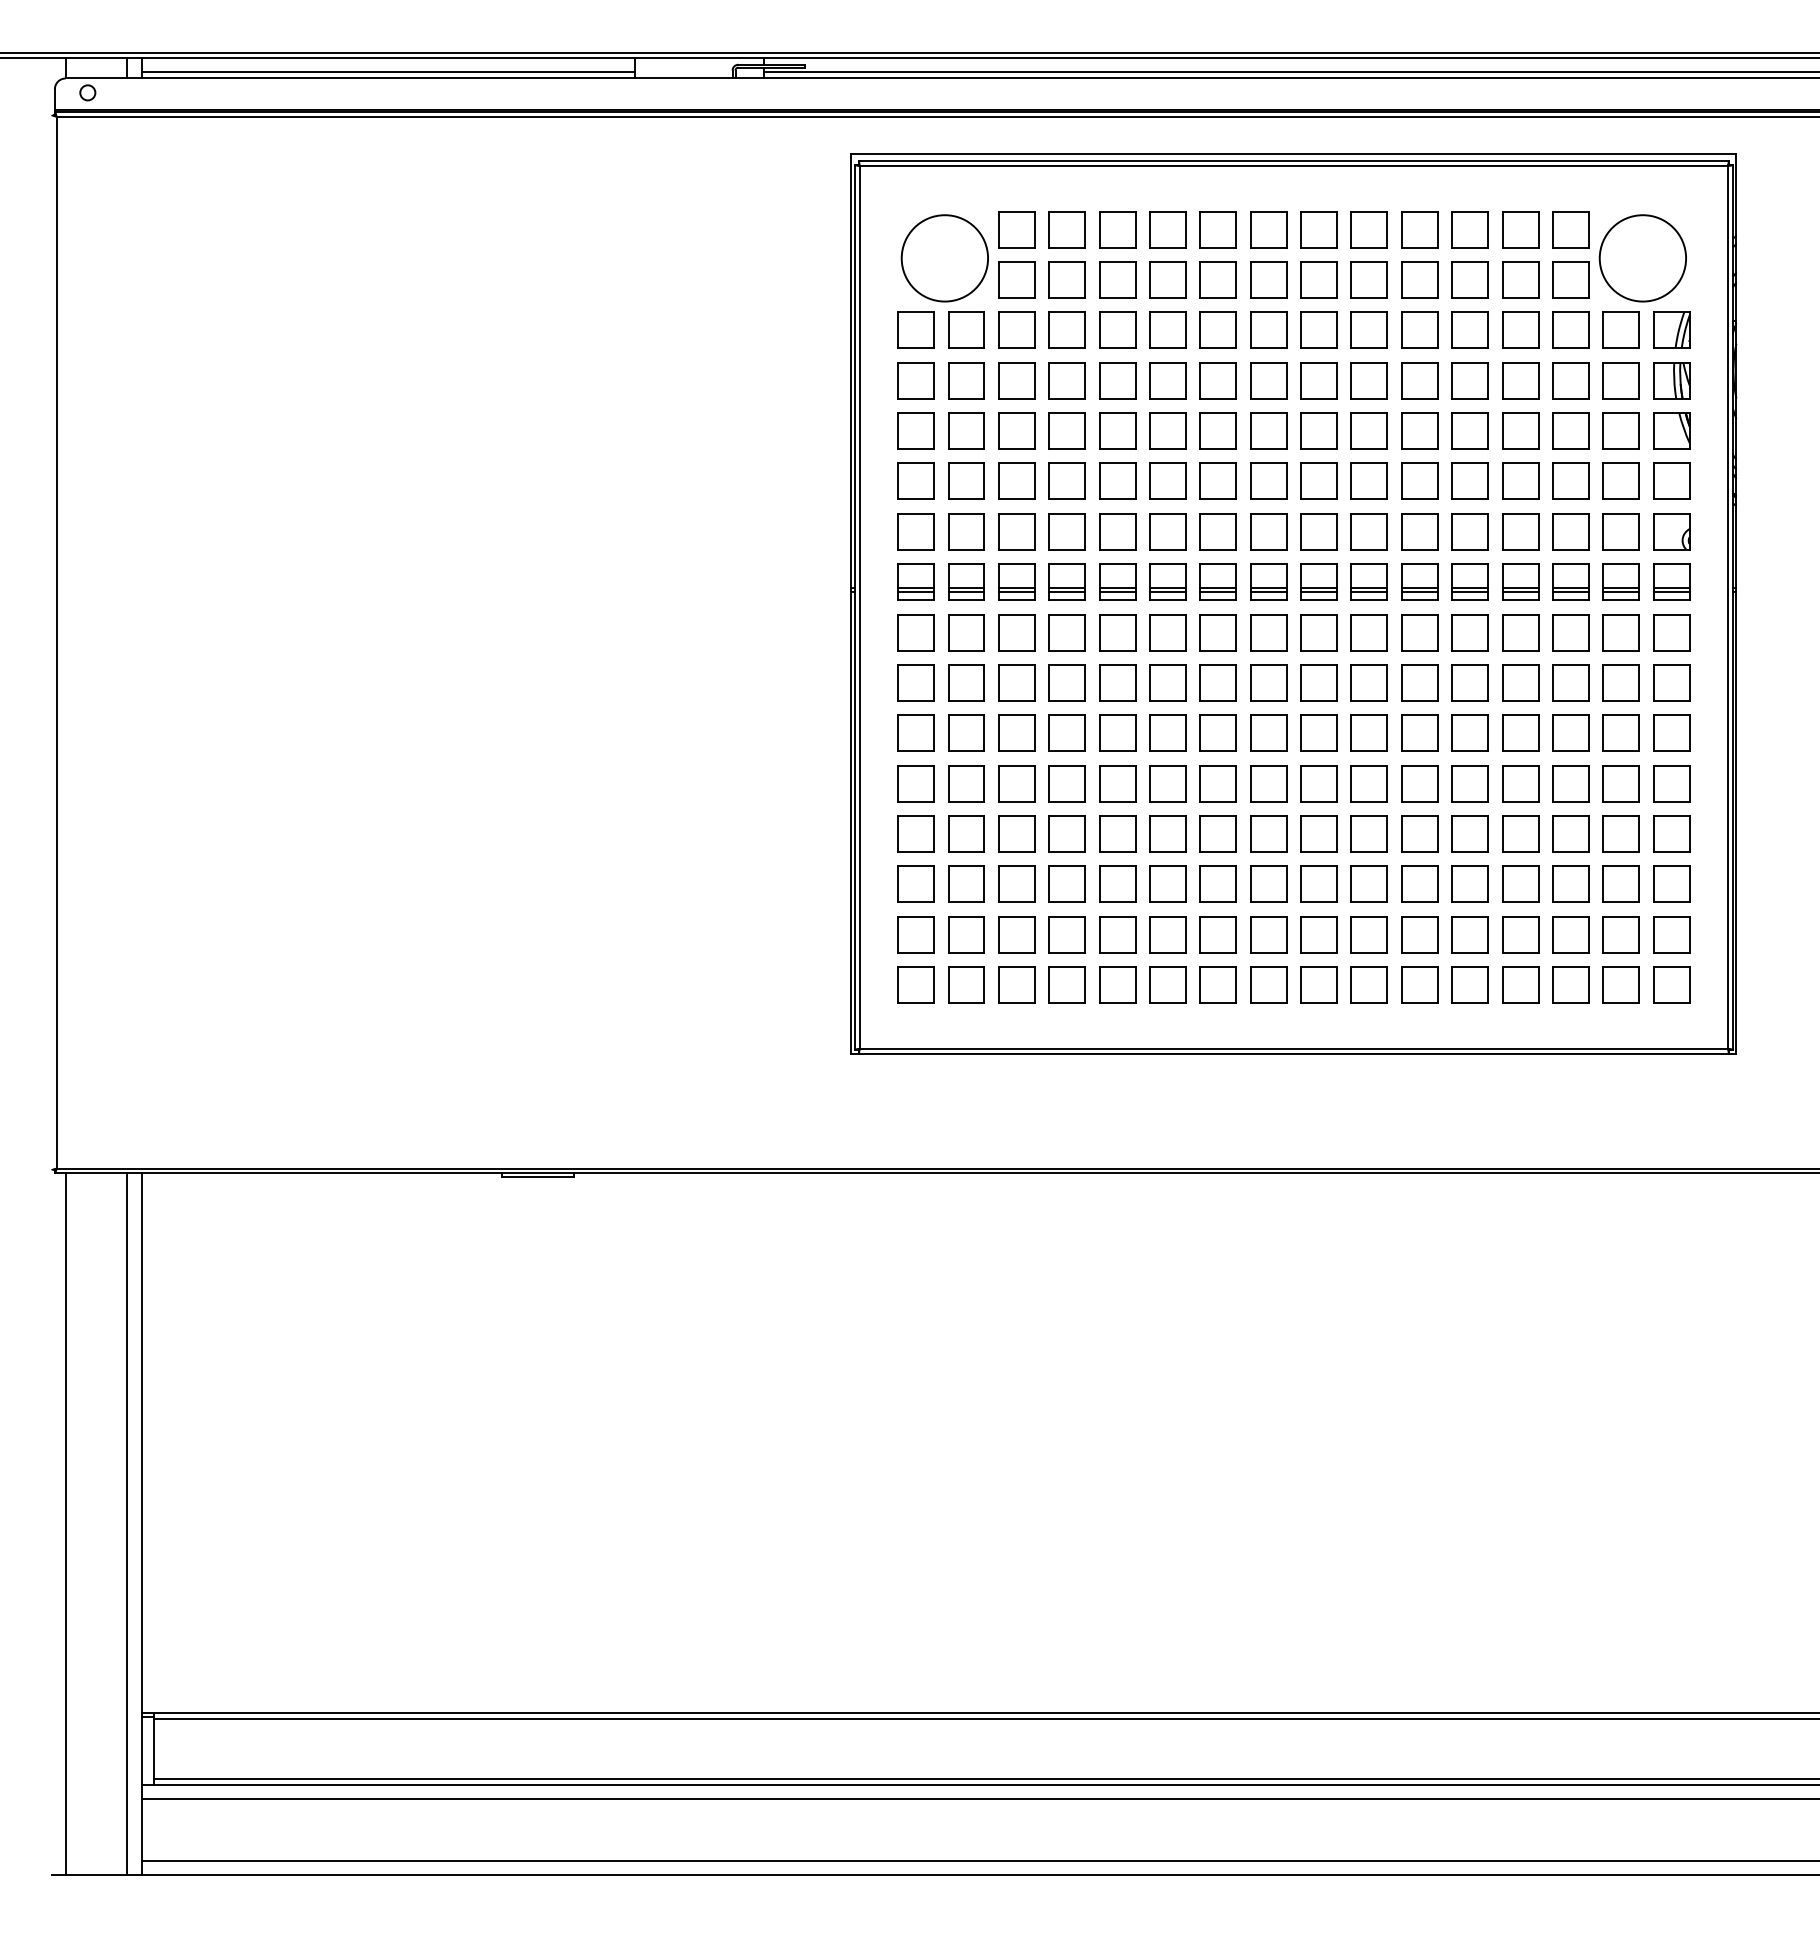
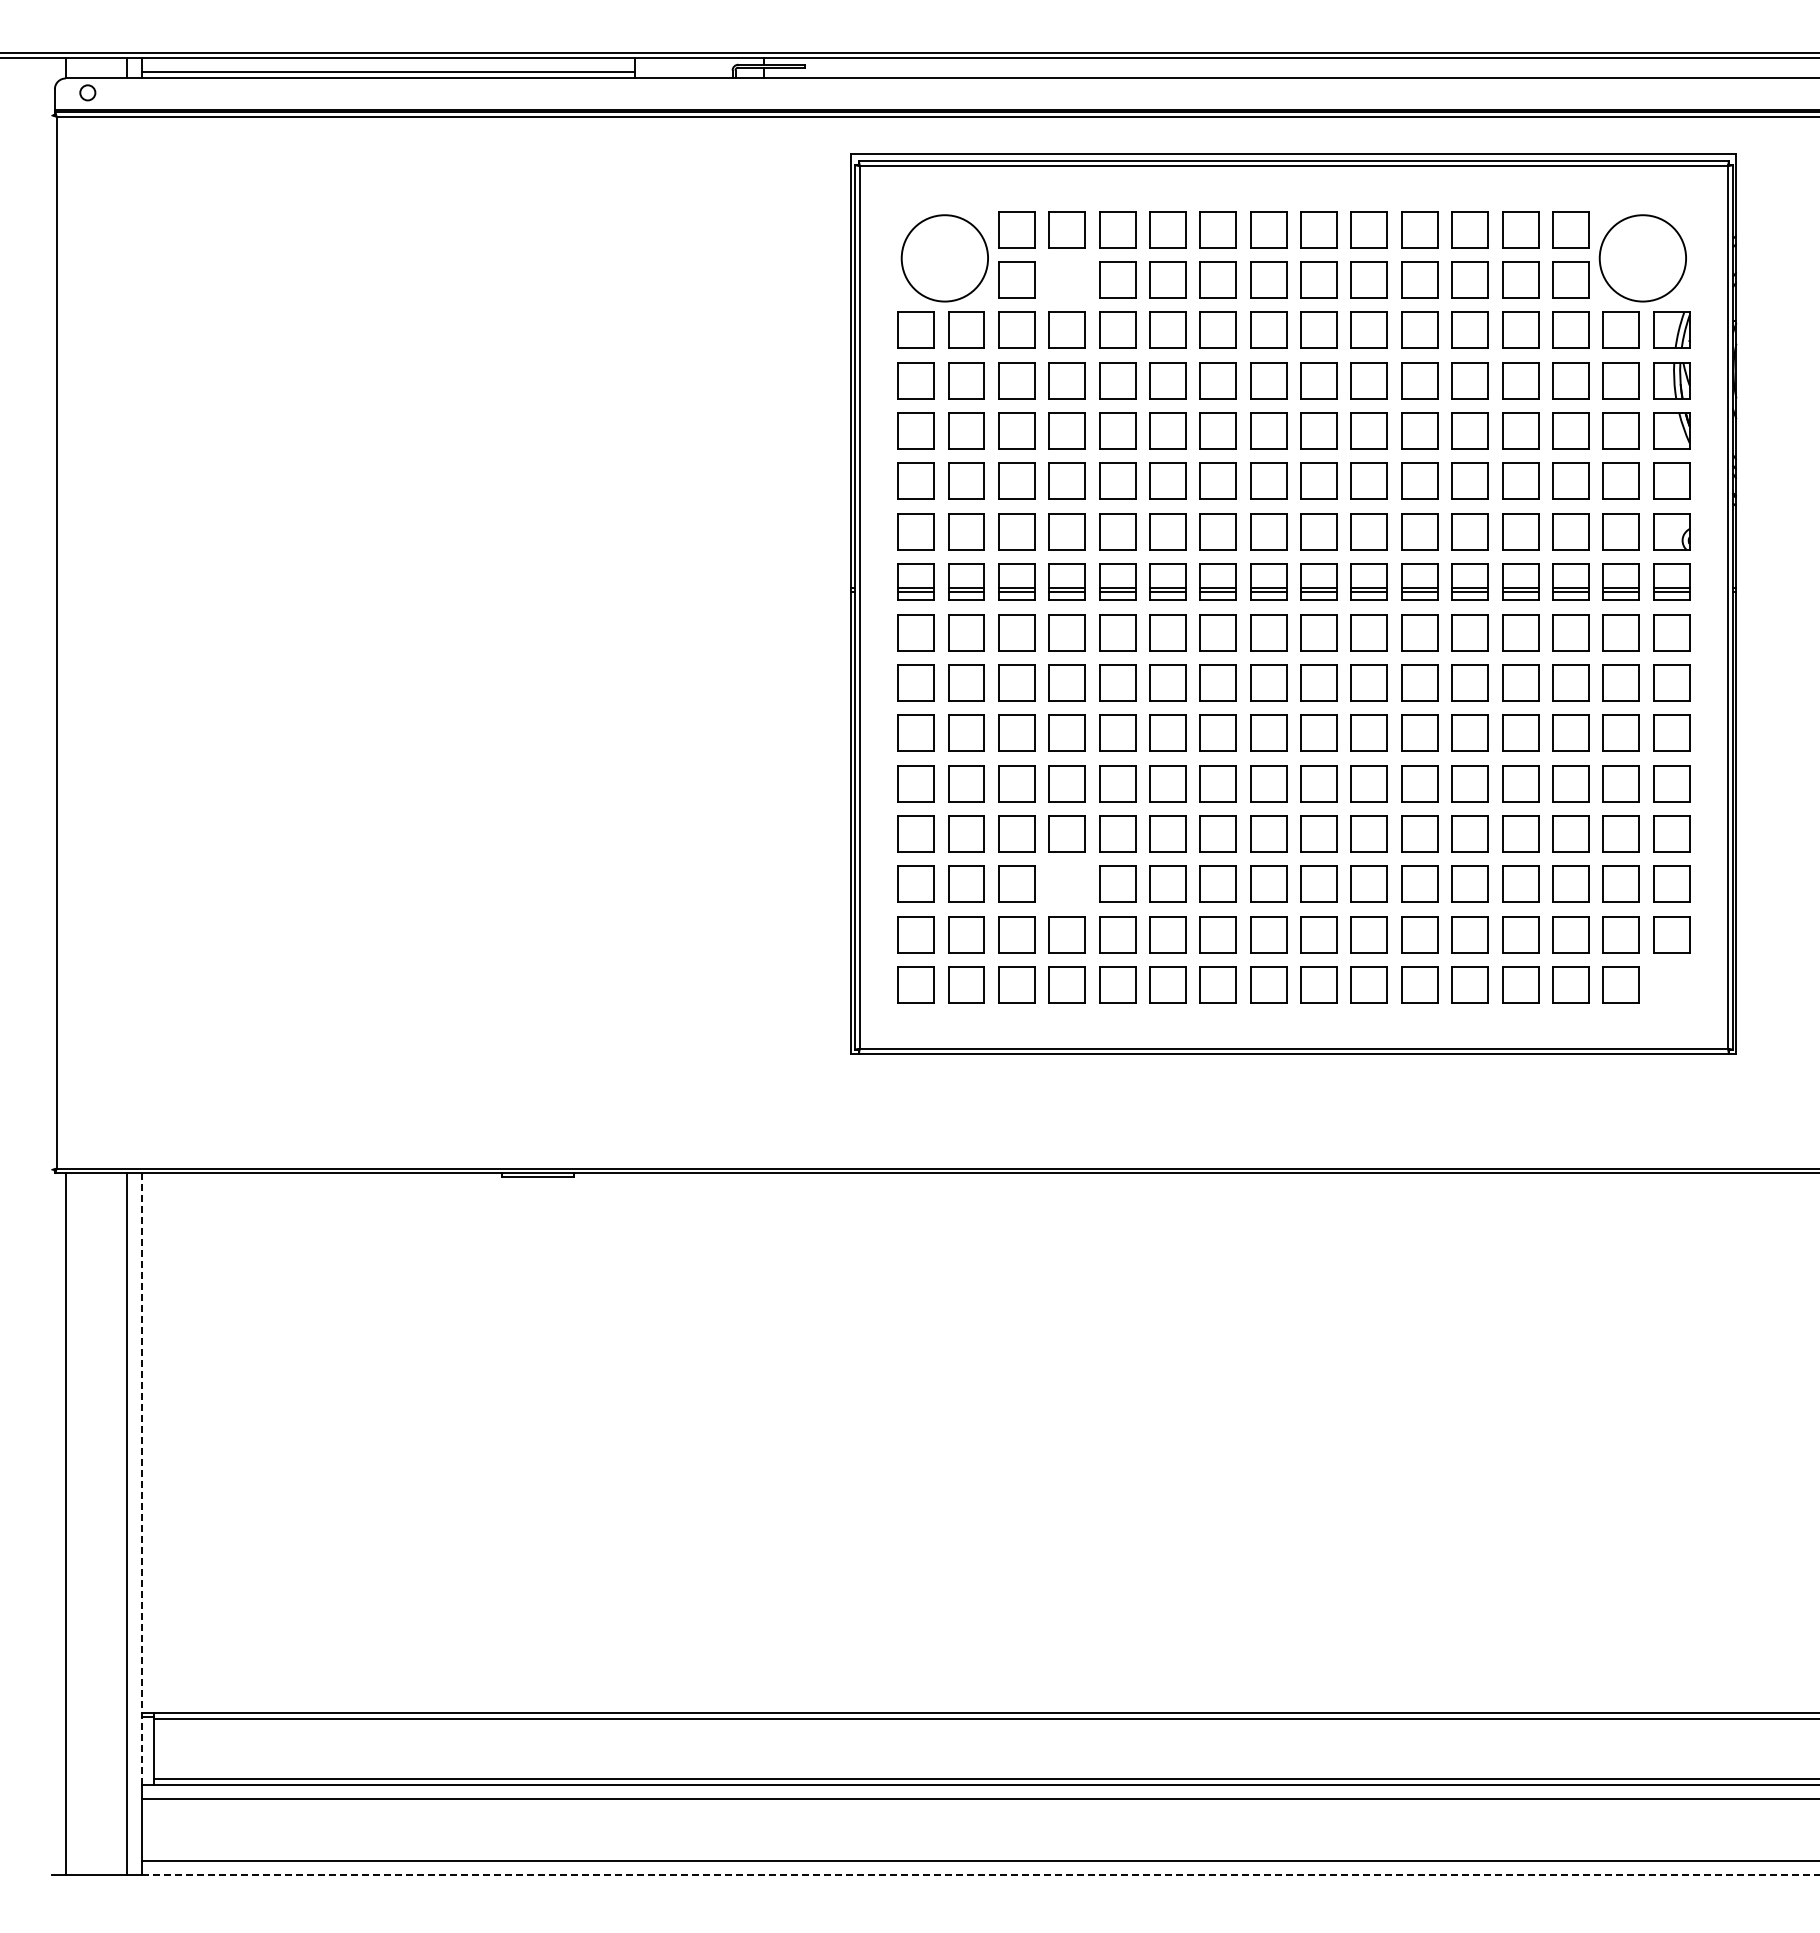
line: present -> none (1290, 72)
part: present -> none (1066, 279)
part: present -> none (1066, 883)
part: present -> none (1671, 984)
line: solid -> dashed (141, 1479)
line: solid -> dashed (980, 1875)
